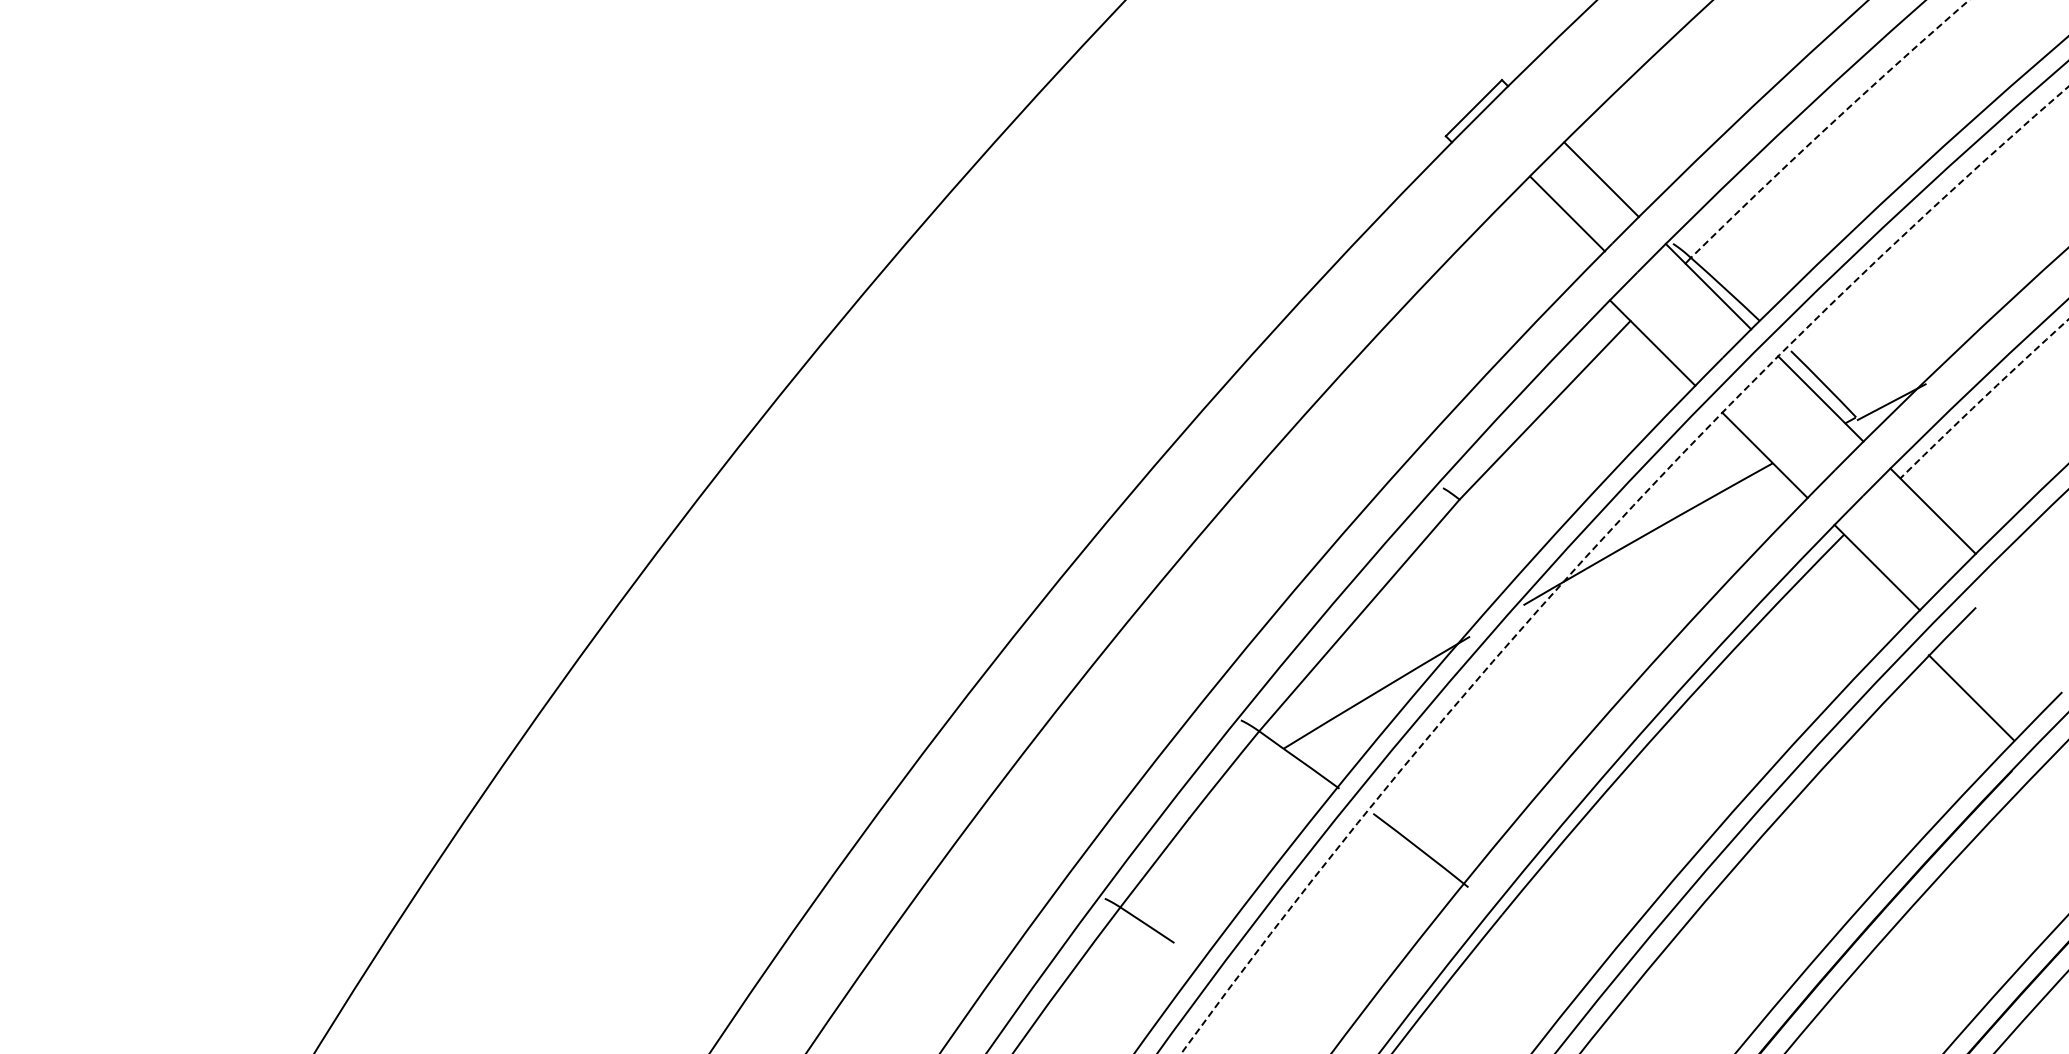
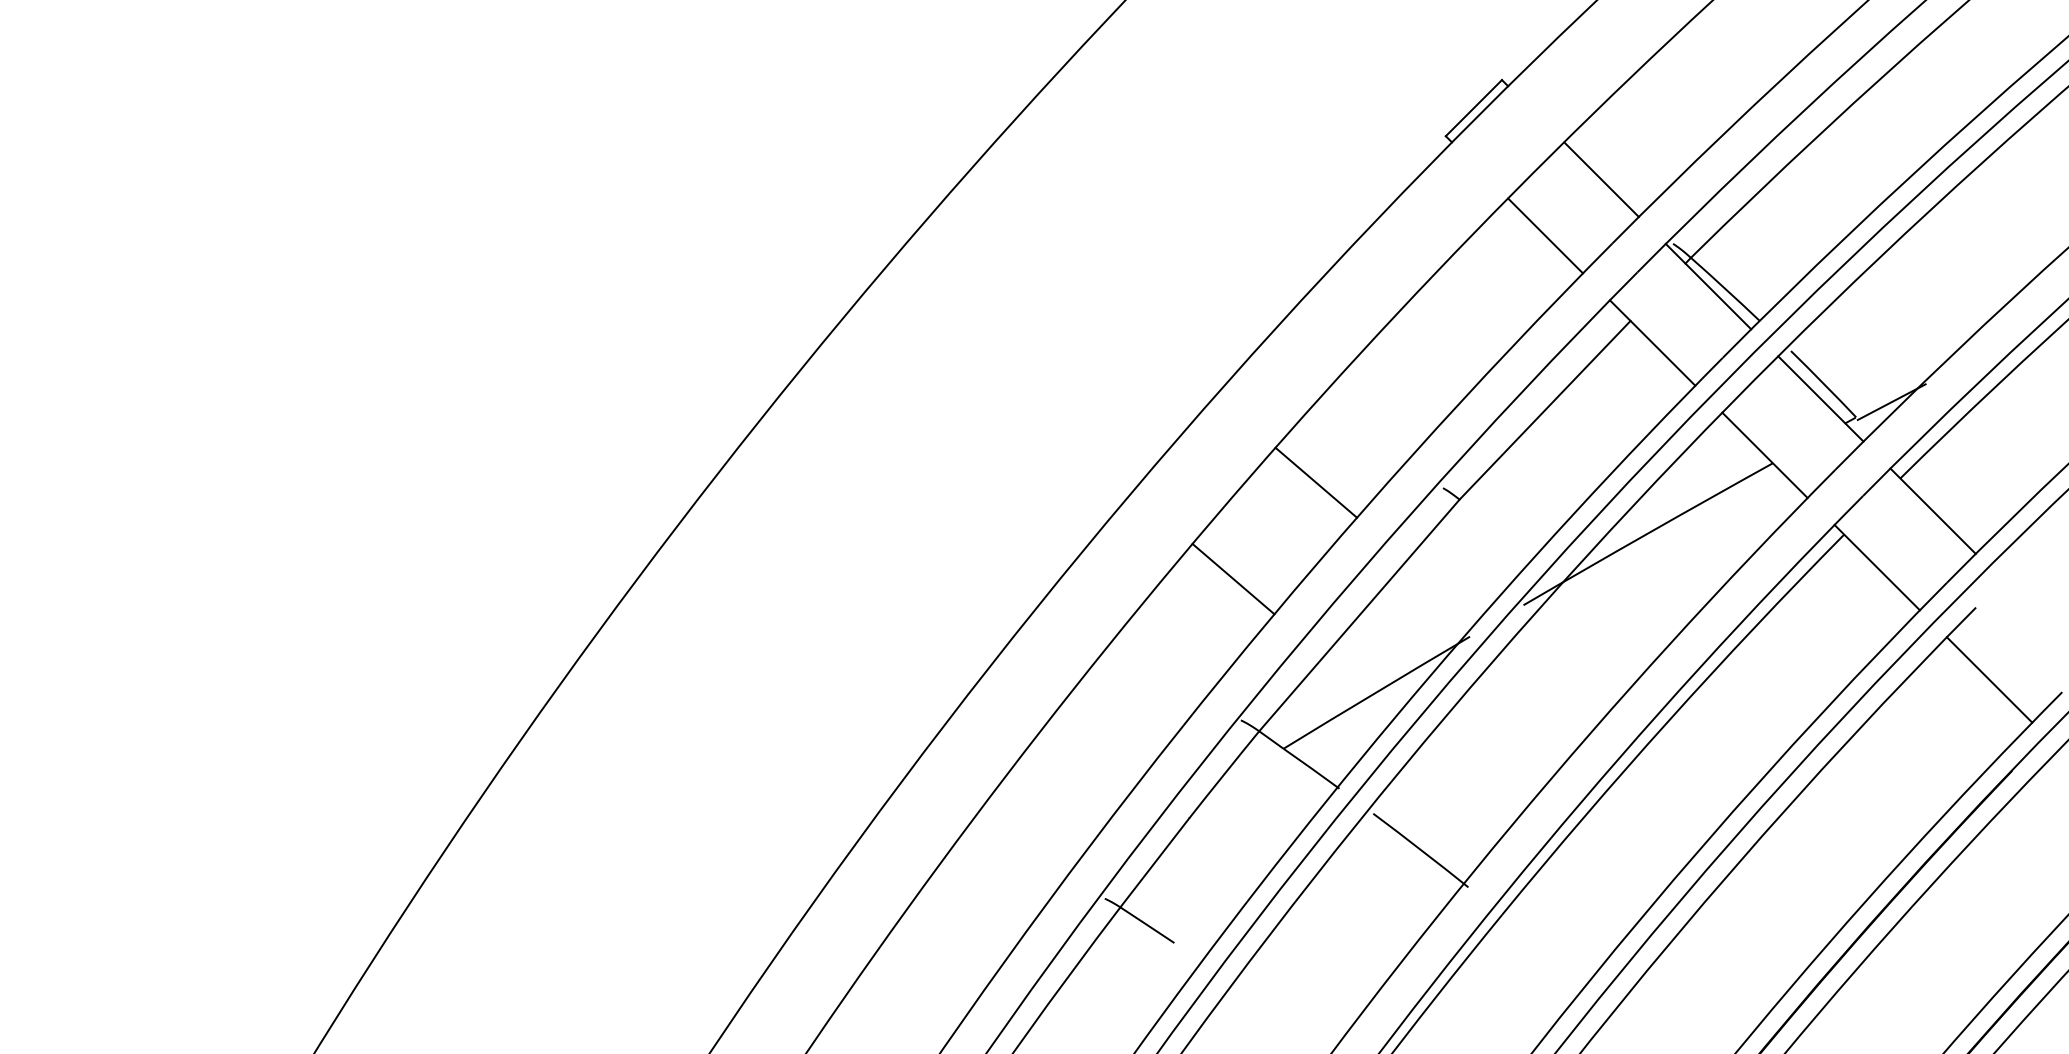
arc: dashed -> solid (1827, 127)
line position: (1567, 213) -> (1545, 235) (1545, 235)
arc: dashed -> solid (1983, 398)
line: none -> present (1316, 482)
arc: dashed -> solid (1595, 547)
line: none -> present (1233, 578)
line position: (1971, 697) -> (1989, 679) (1989, 679)
